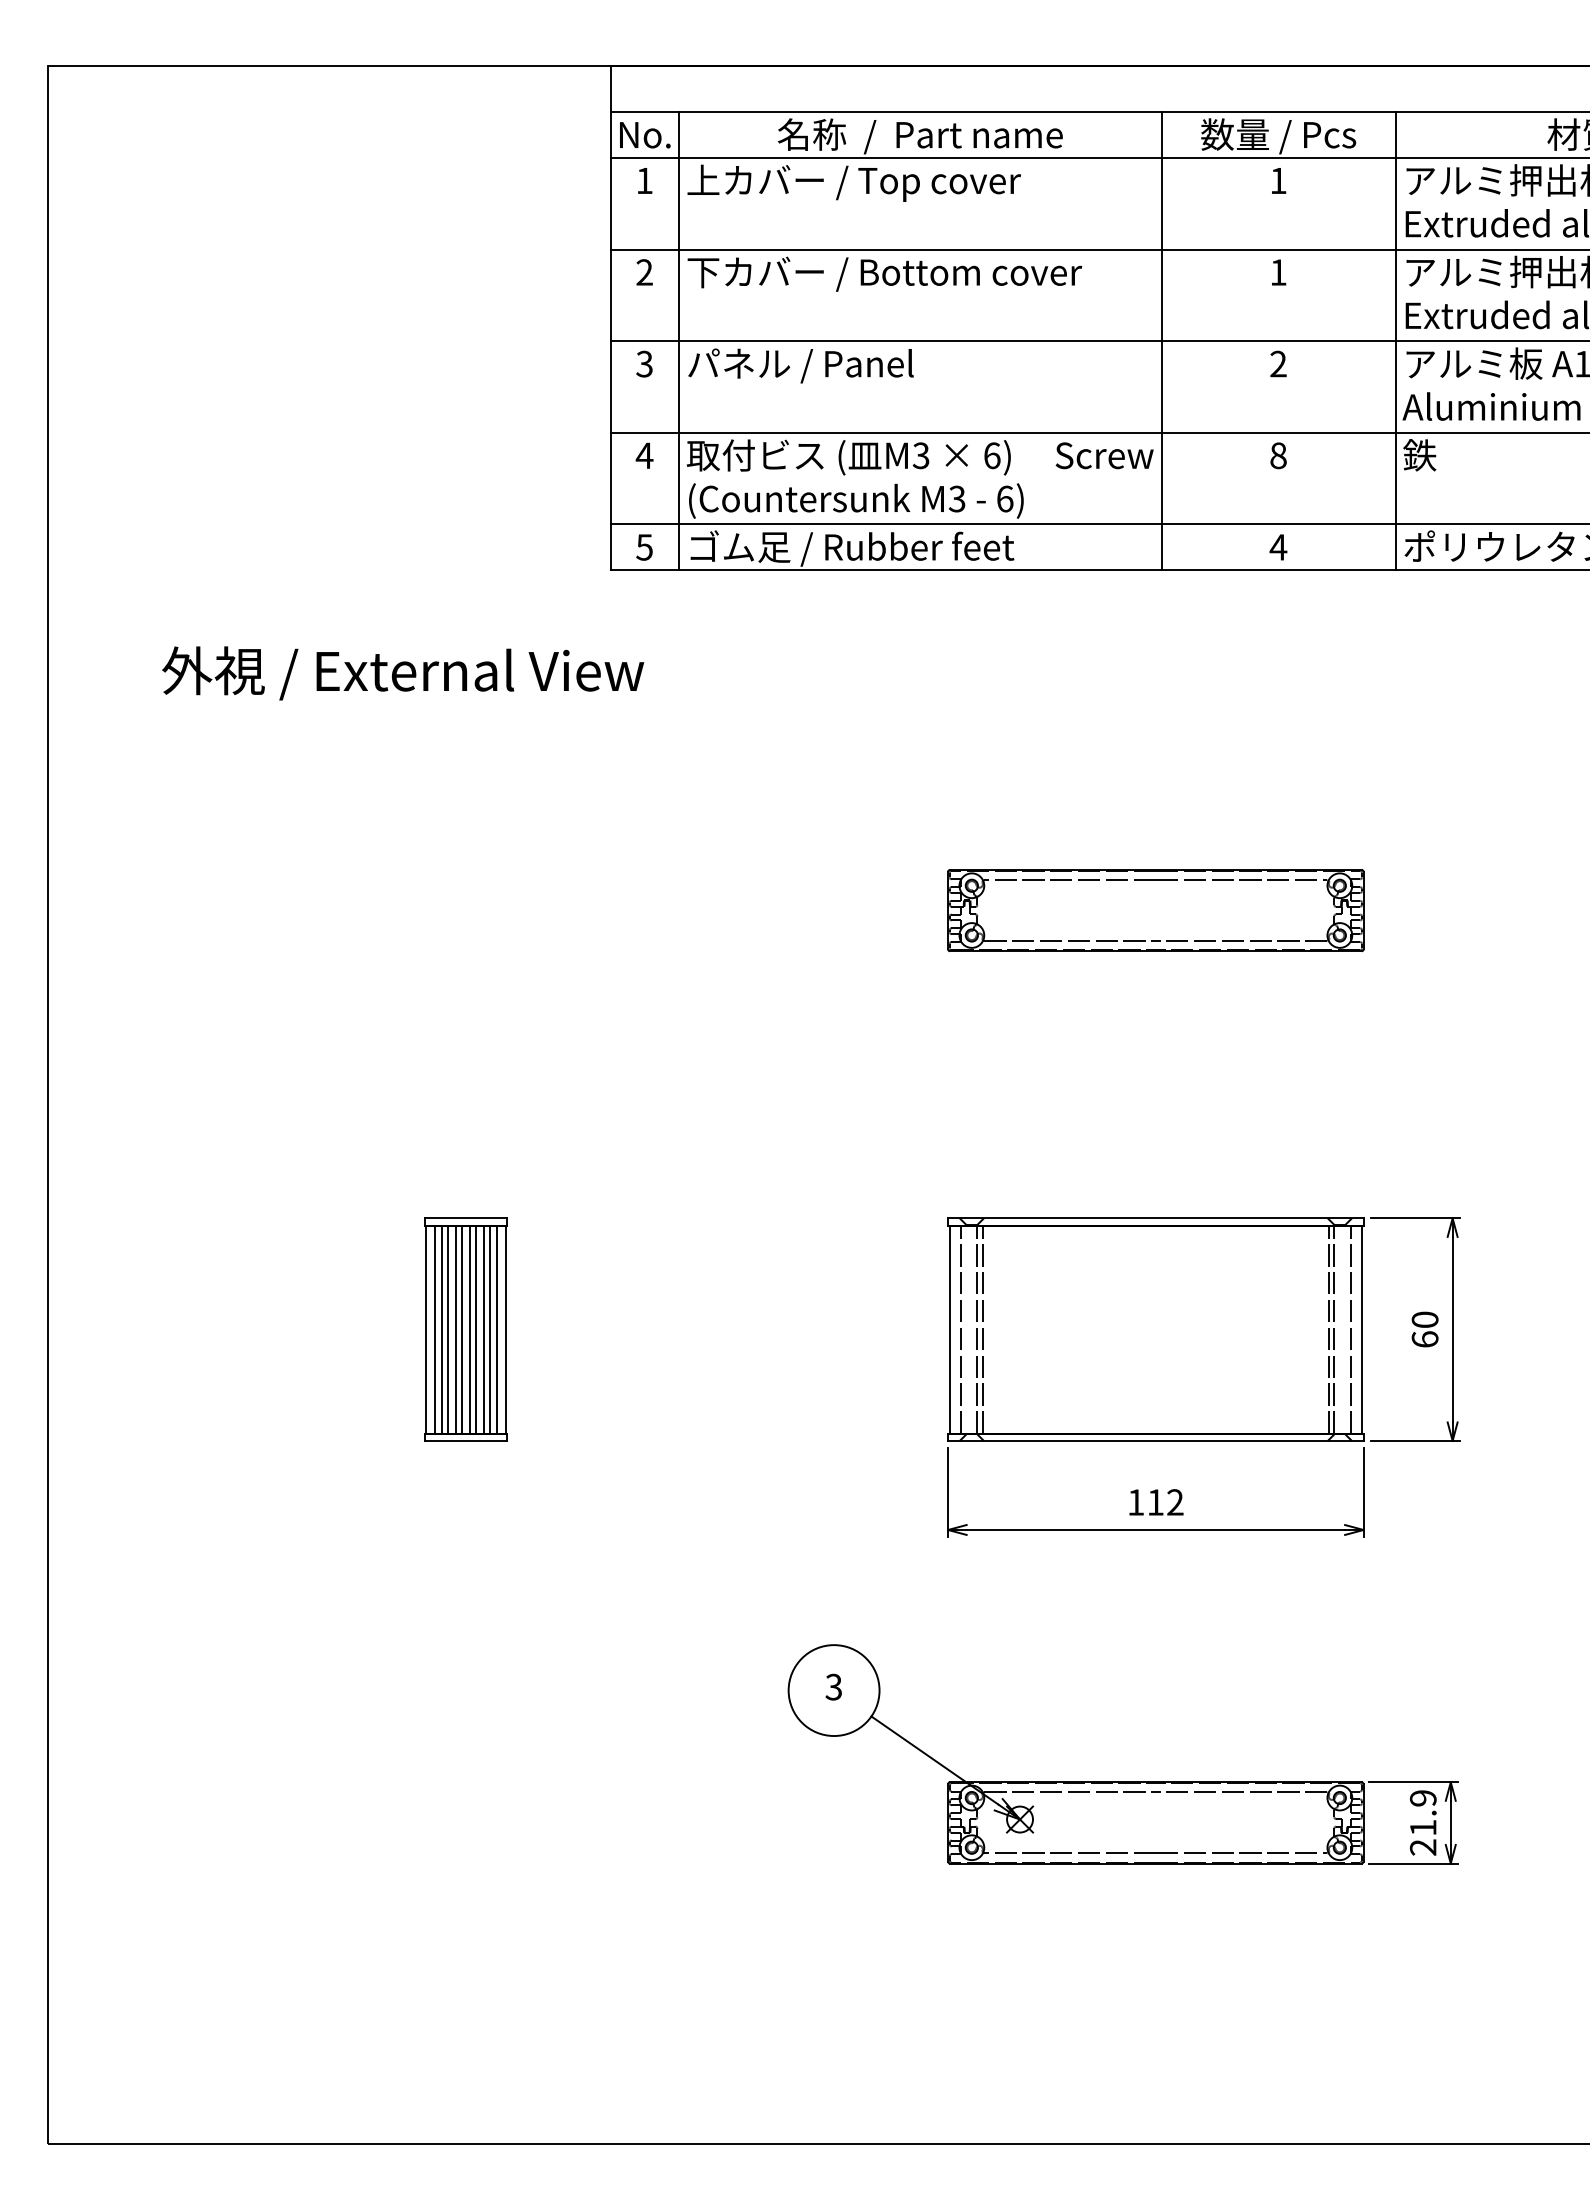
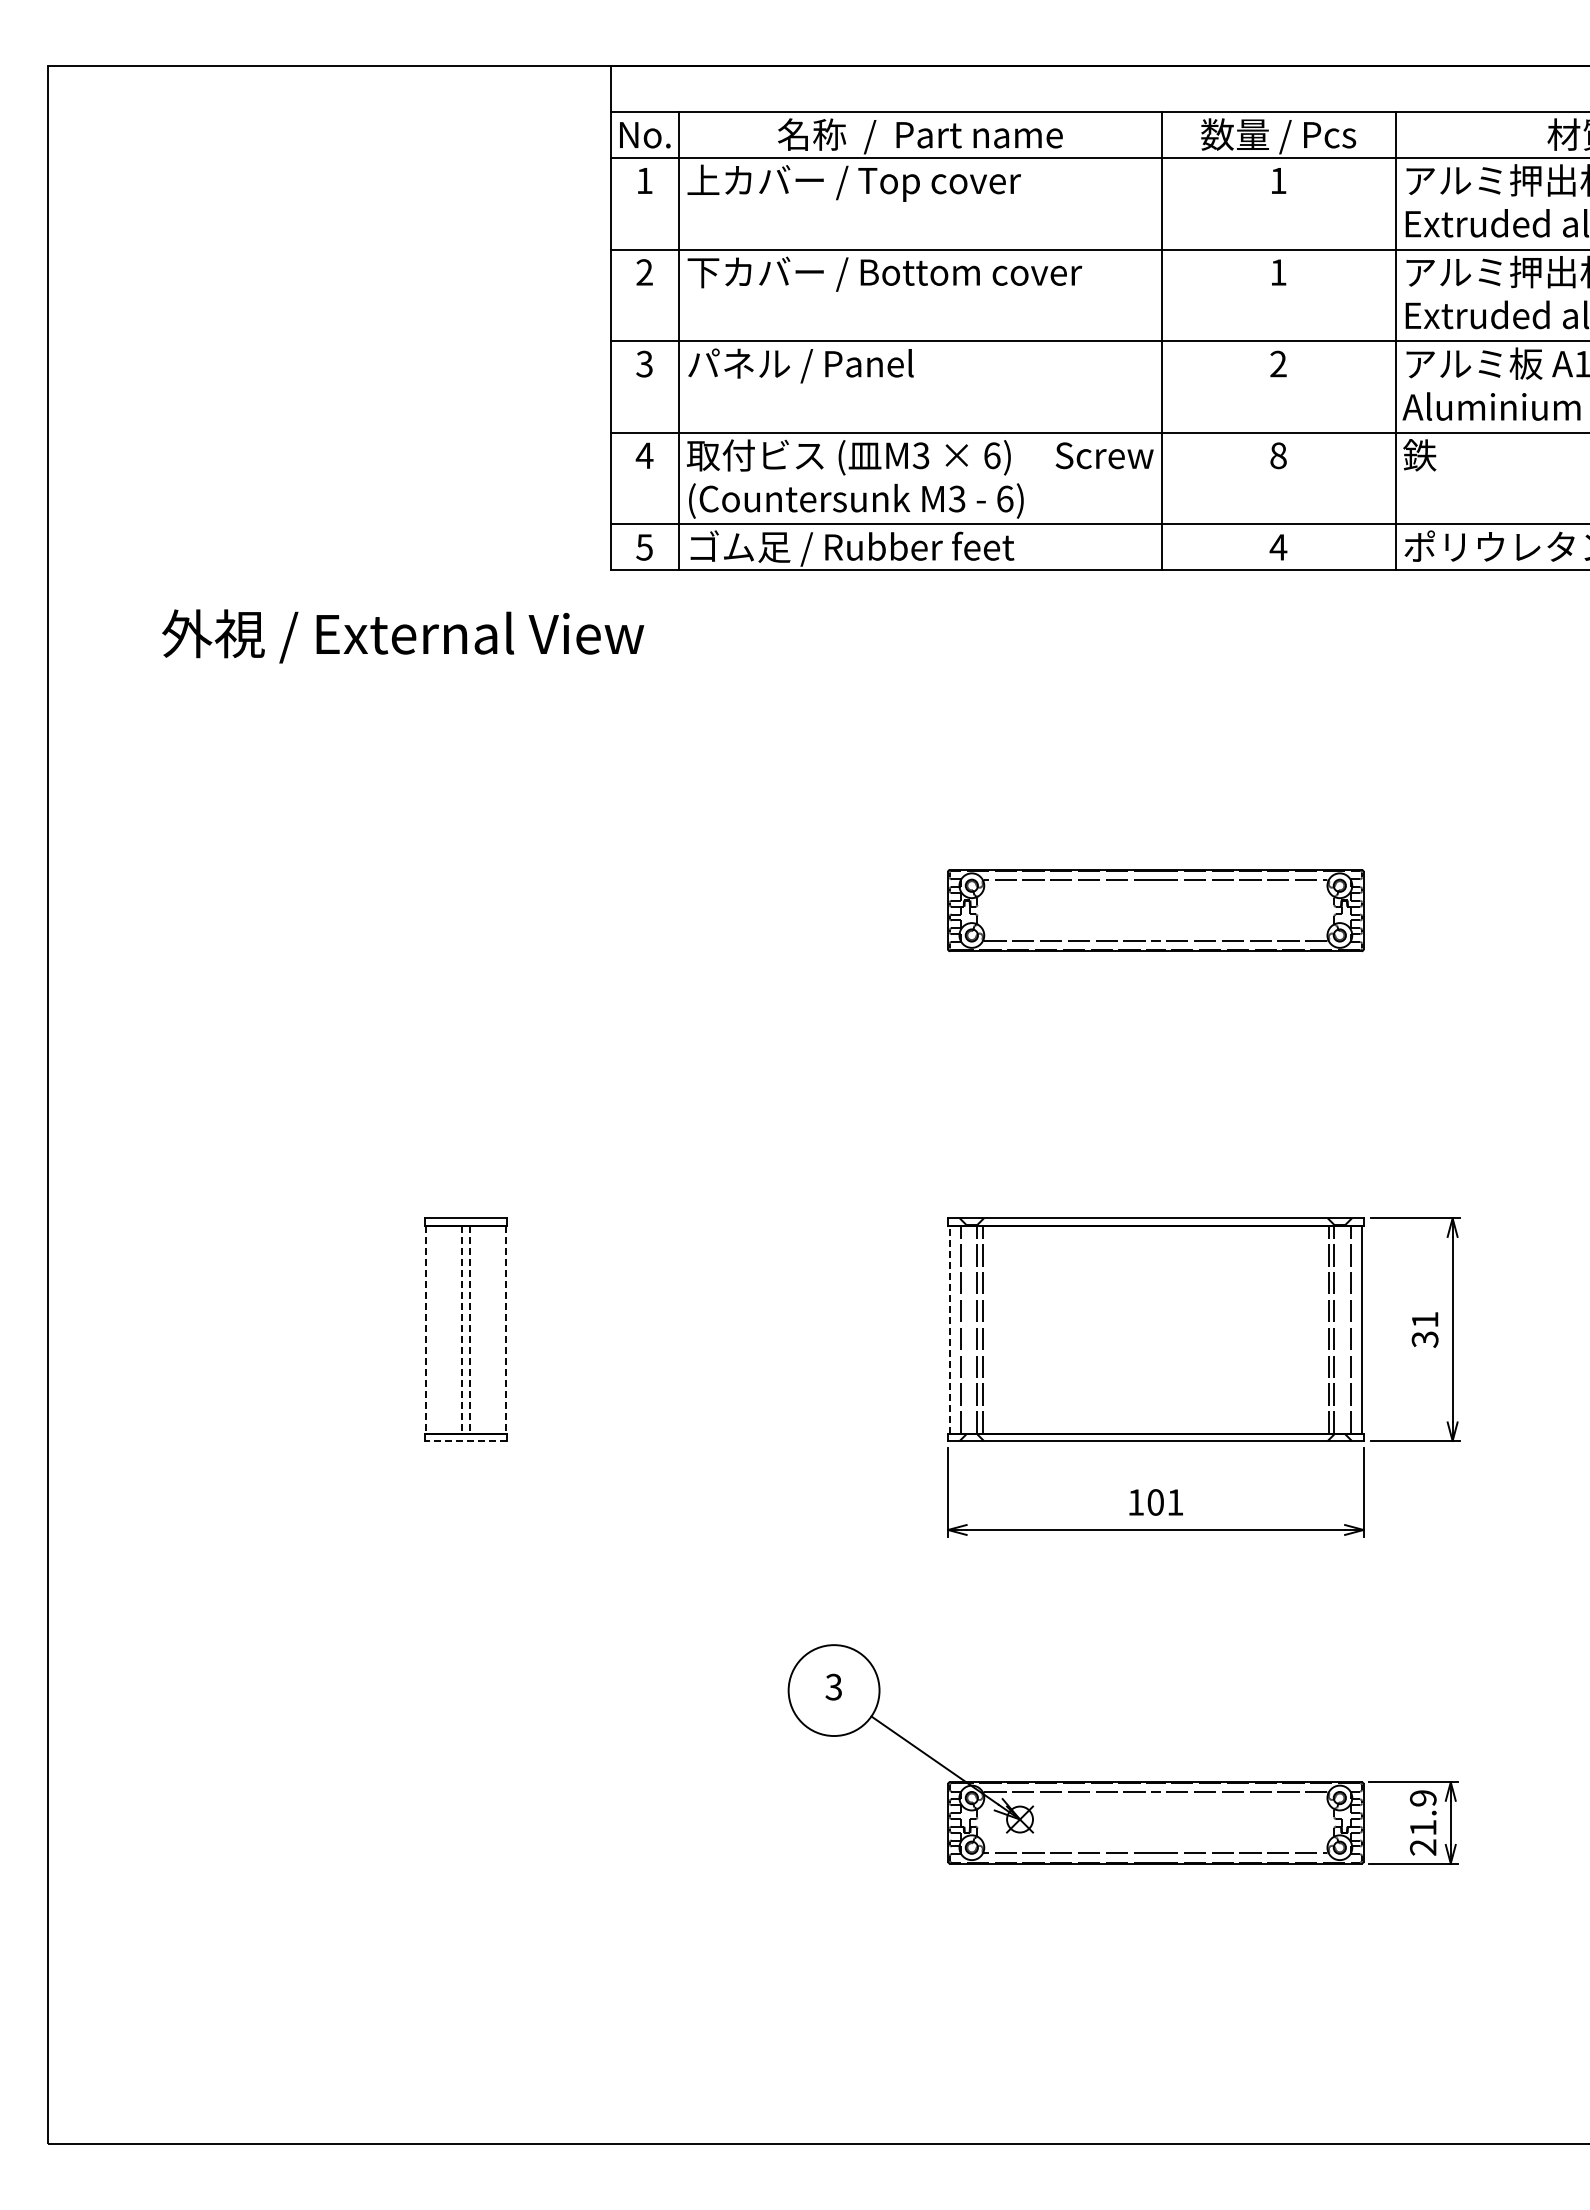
text position: (403, 673) -> (403, 636) (403, 636)
line: solid -> dashed (426, 1329)
line: present -> none (434, 1329)
line: present -> none (442, 1329)
line: present -> none (448, 1329)
line: present -> none (456, 1329)
line: solid -> dashed (462, 1329)
line: solid -> dashed (469, 1329)
line: present -> none (475, 1329)
line: present -> none (483, 1329)
line: present -> none (489, 1329)
line: present -> none (497, 1329)
line: solid -> dashed (505, 1329)
line: solid -> dashed (949, 1329)
text: 60 -> 31 (1424, 1329)
line: solid -> dashed (466, 1440)
text: 112 -> 101 (1165, 1502)
